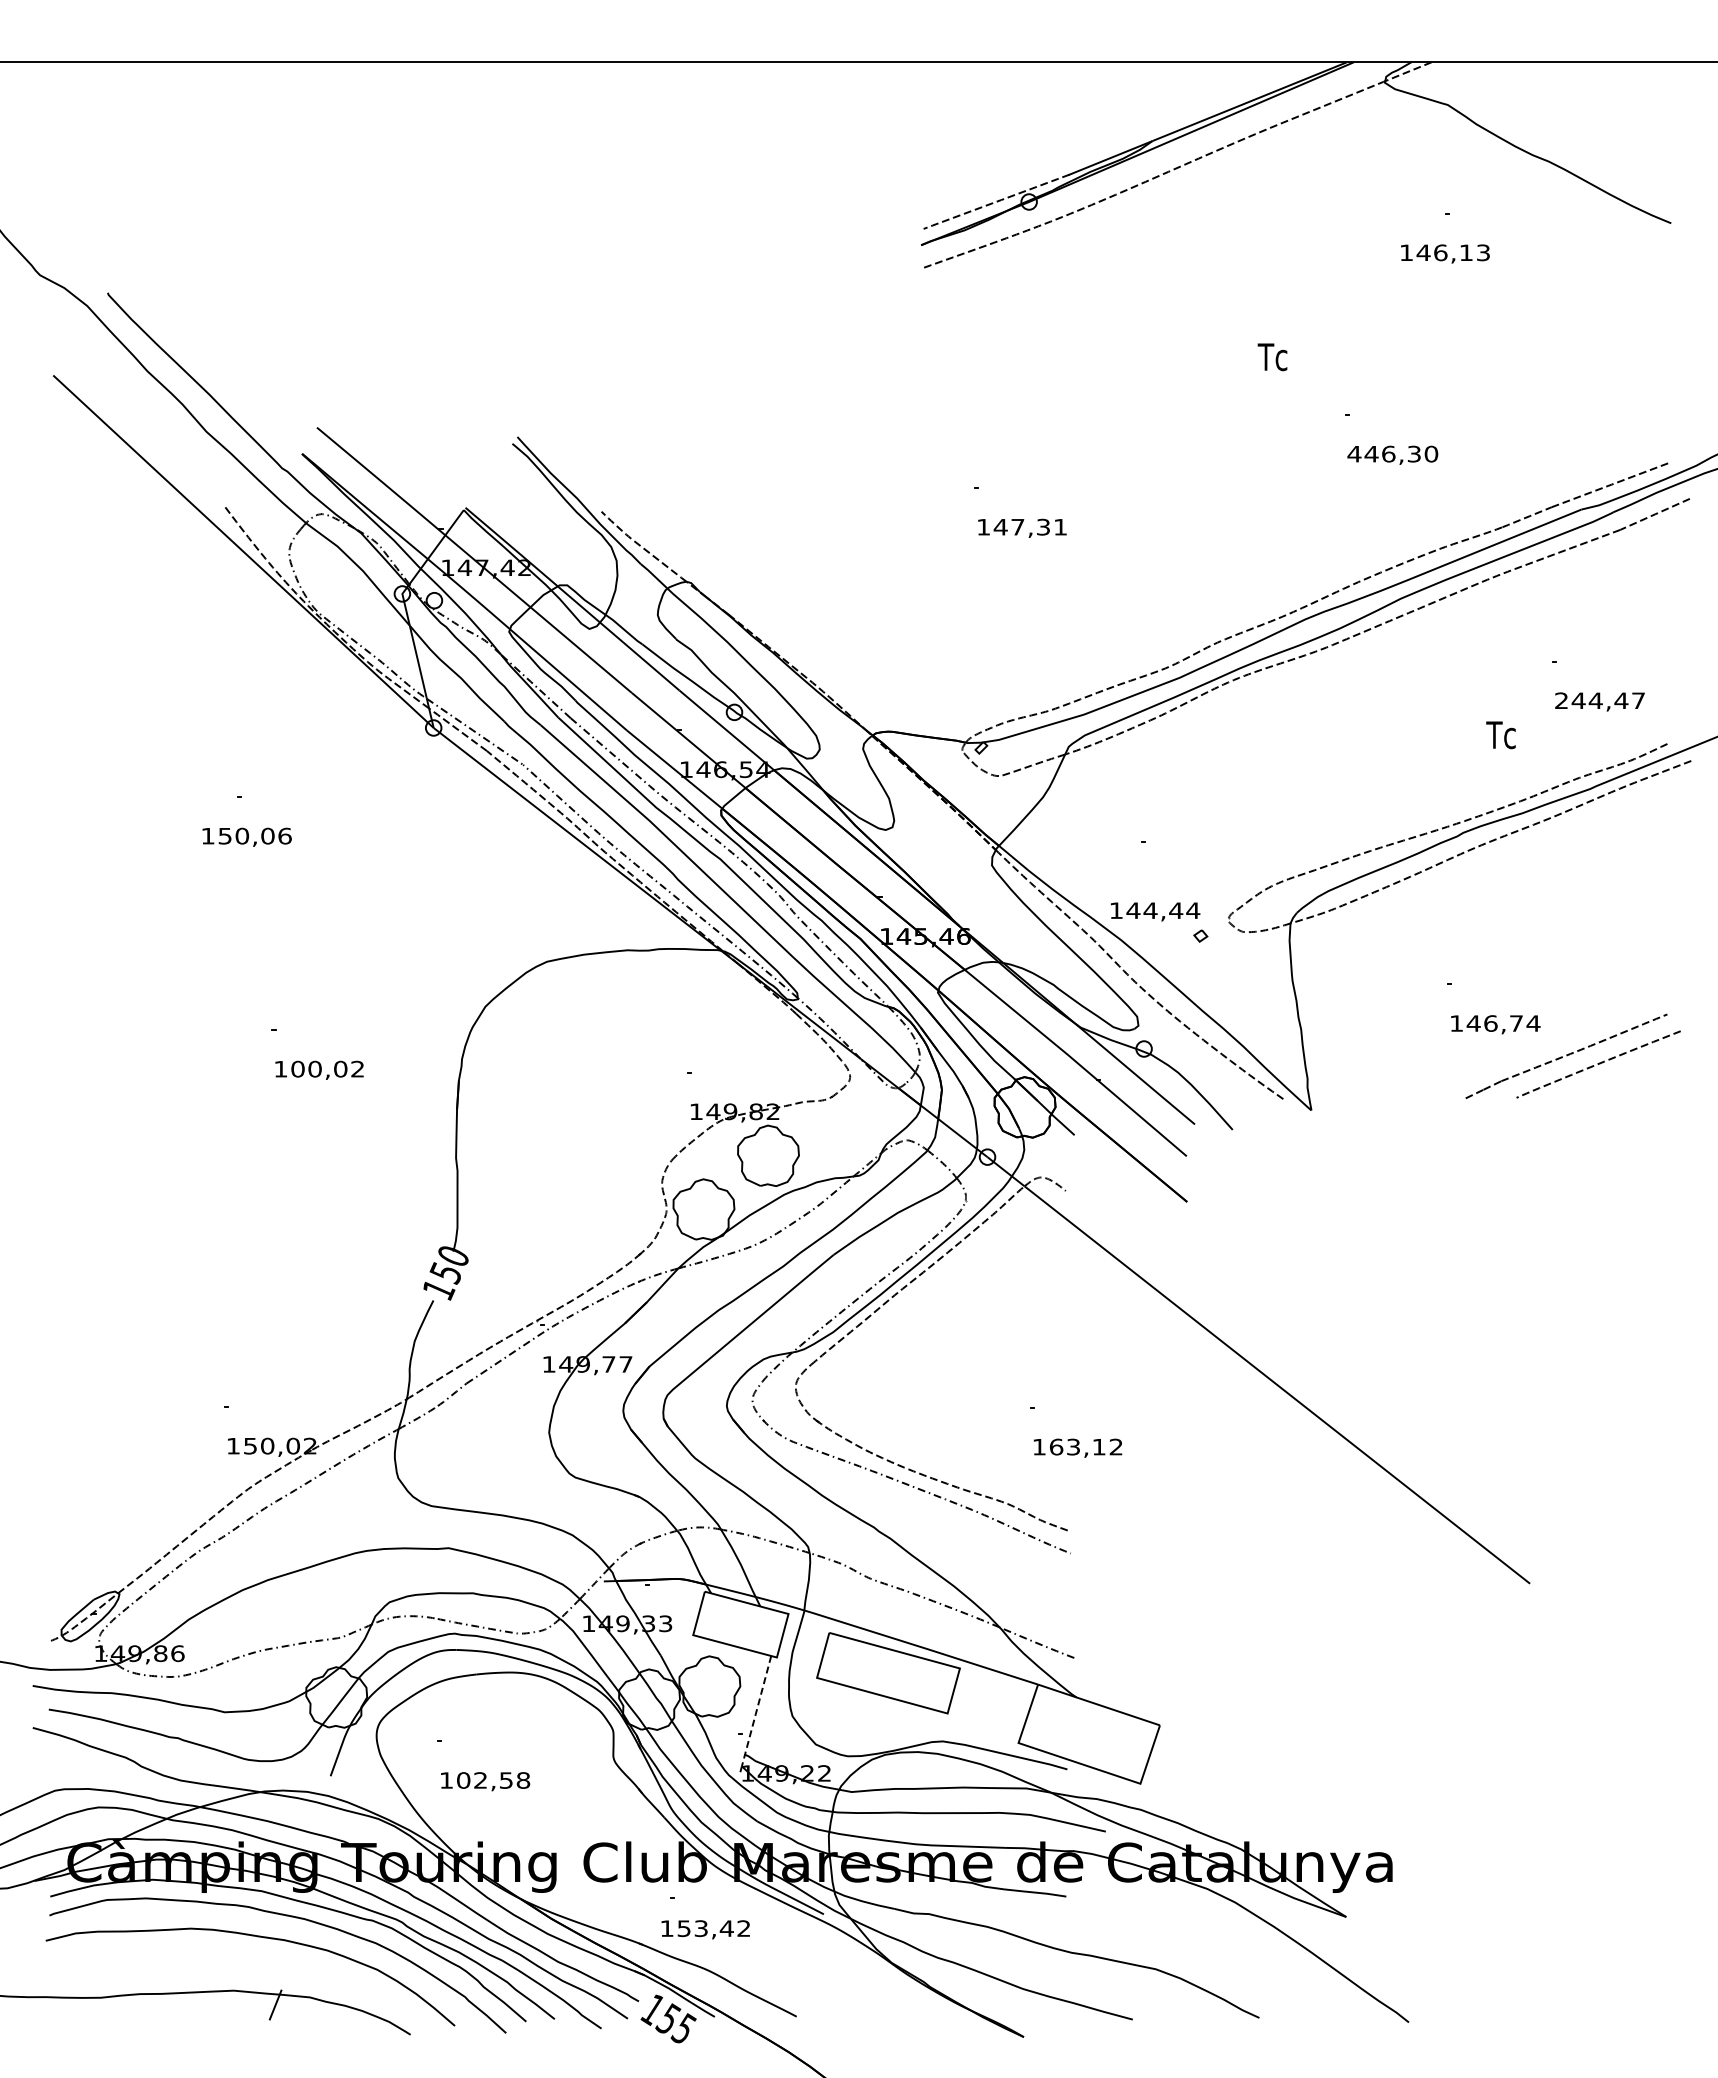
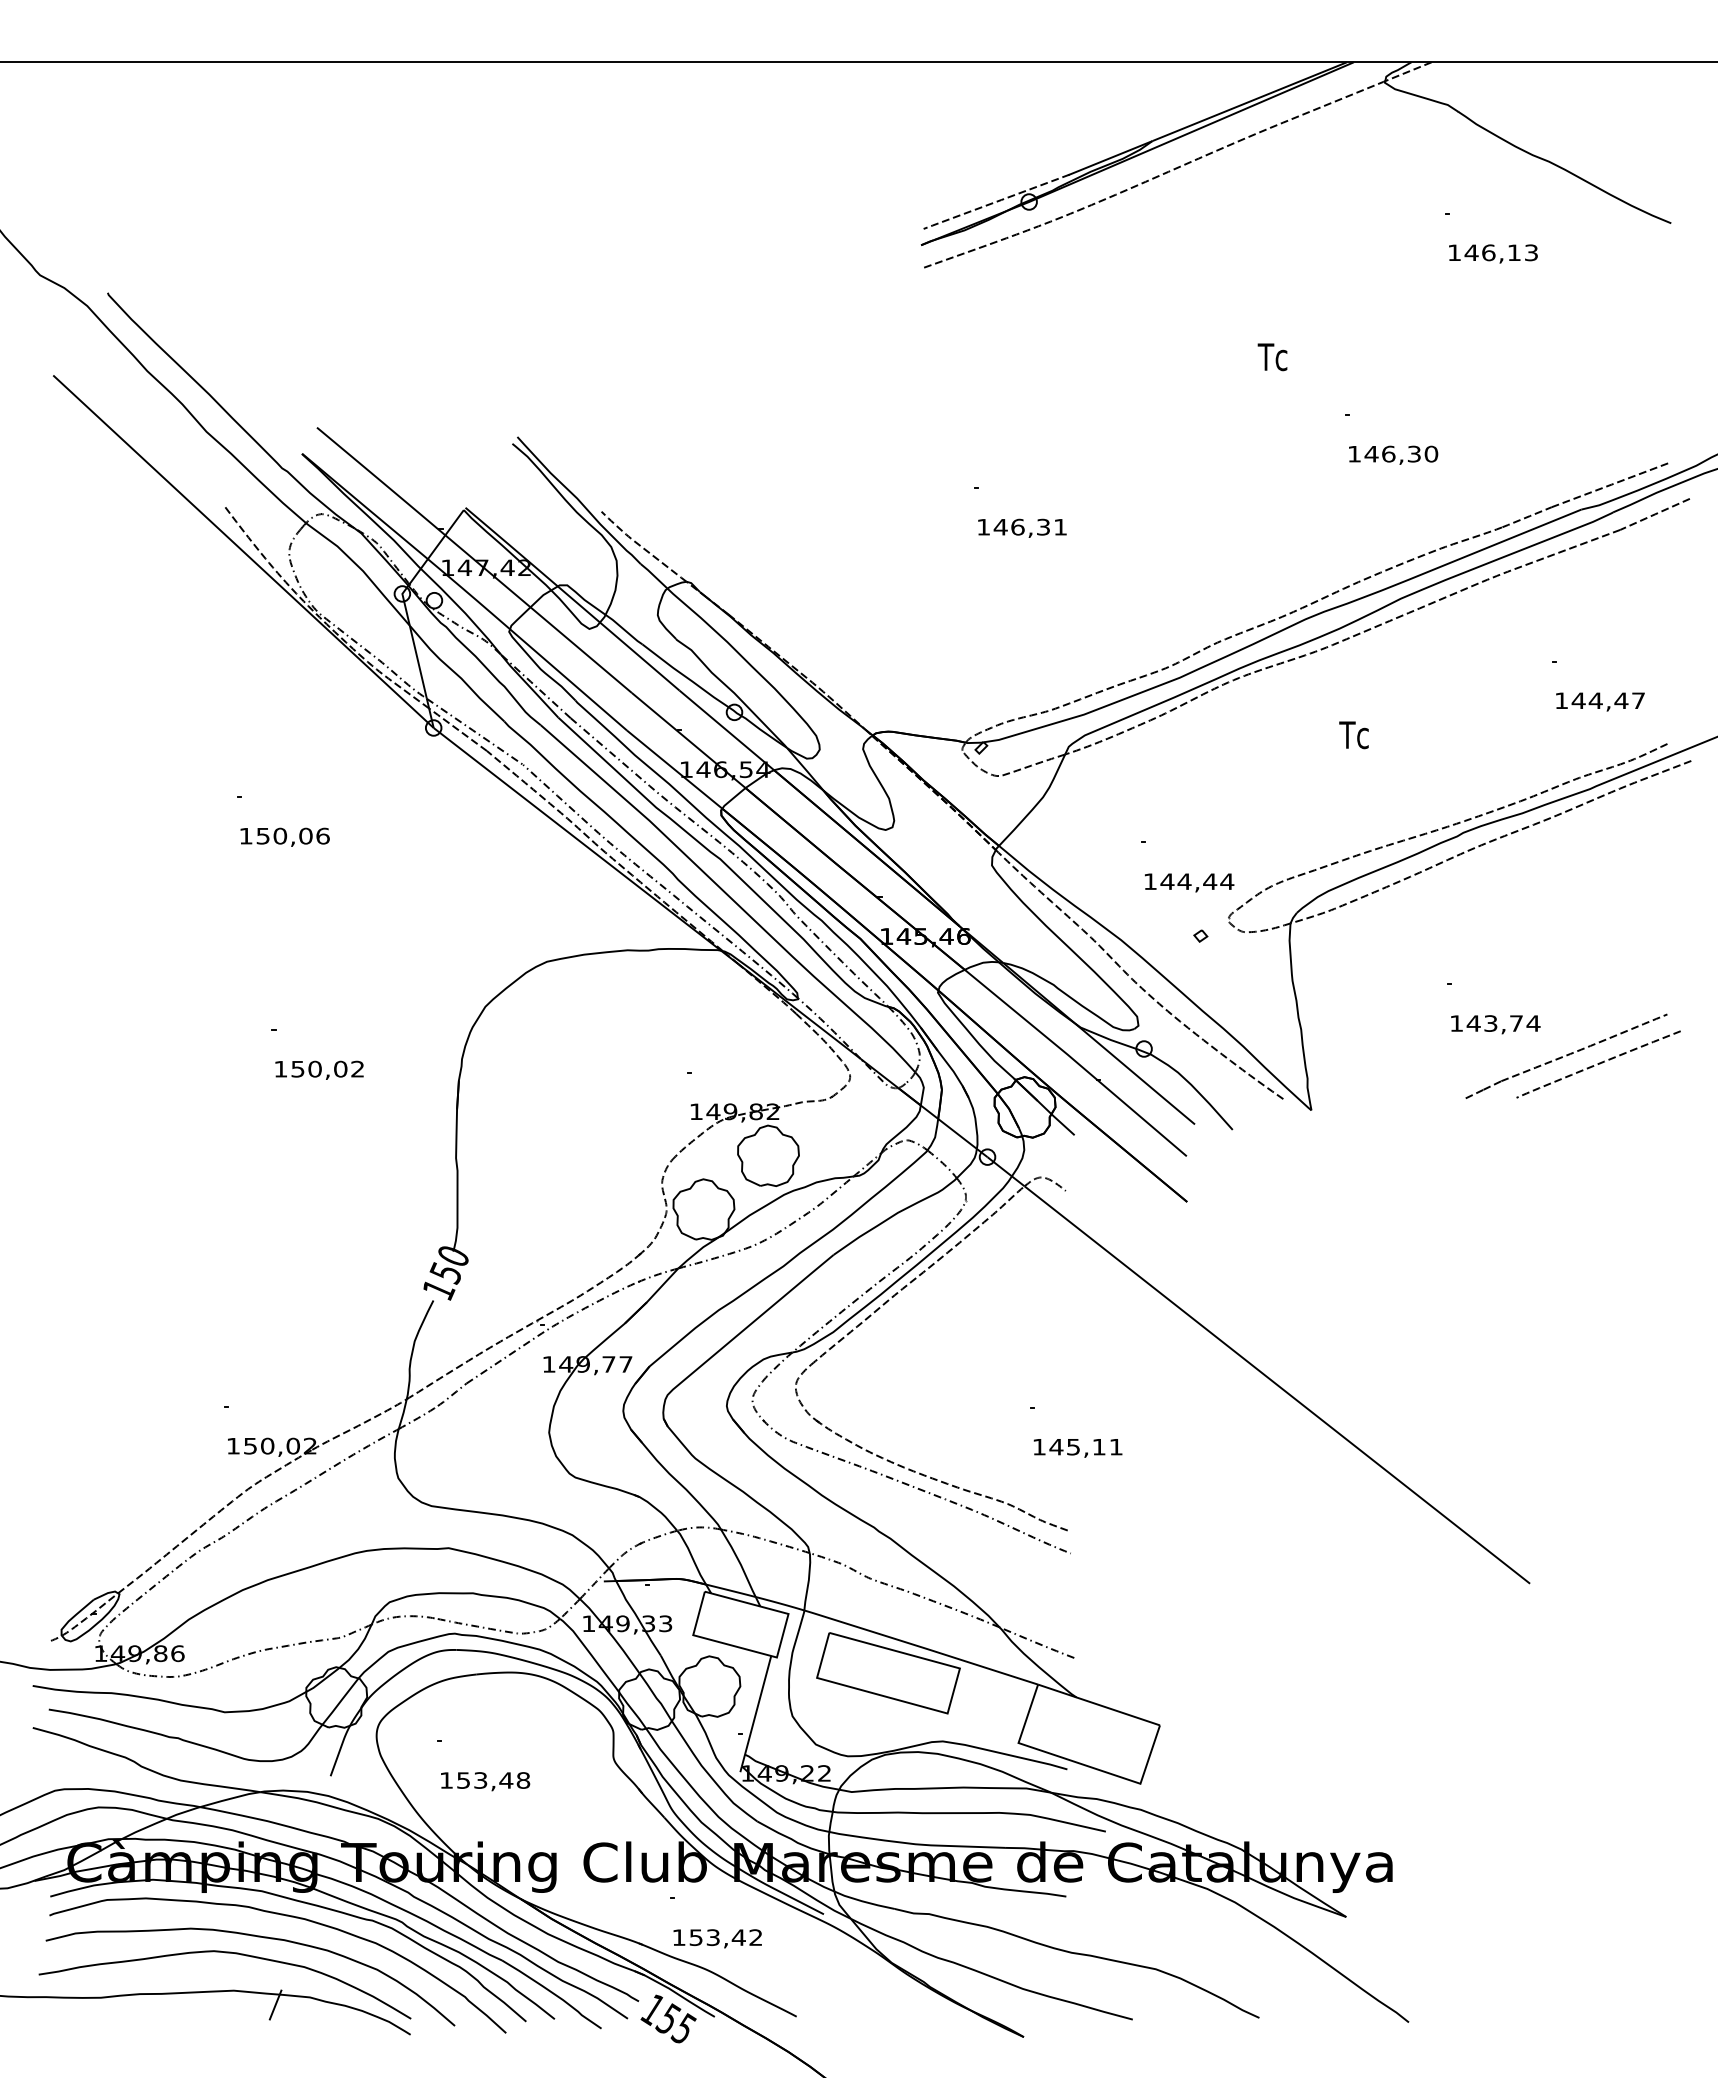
text position: (1445, 253) -> (1493, 253) (1493, 253)
text: 446,30 -> 146,30 (1354, 454)
text: 147,31 -> 146,31 (1017, 526)
text: 244,47 -> 144,47 (1561, 700)
text position: (1500, 735) -> (1353, 735) (1353, 735)
text position: (246, 836) -> (284, 836) (284, 836)
text position: (1155, 911) -> (1189, 882) (1189, 882)
text: 146,74 -> 143,74 (1490, 1023)
text: 100,02 -> 150,02 (297, 1068)
text: 163,12 -> 145,11 (1085, 1446)
line: dashed -> solid (756, 1712)
text: 102,58 -> 153,48 (485, 1780)
text position: (705, 1929) -> (717, 1938) (717, 1938)
curve: none -> present (225, 1953)
